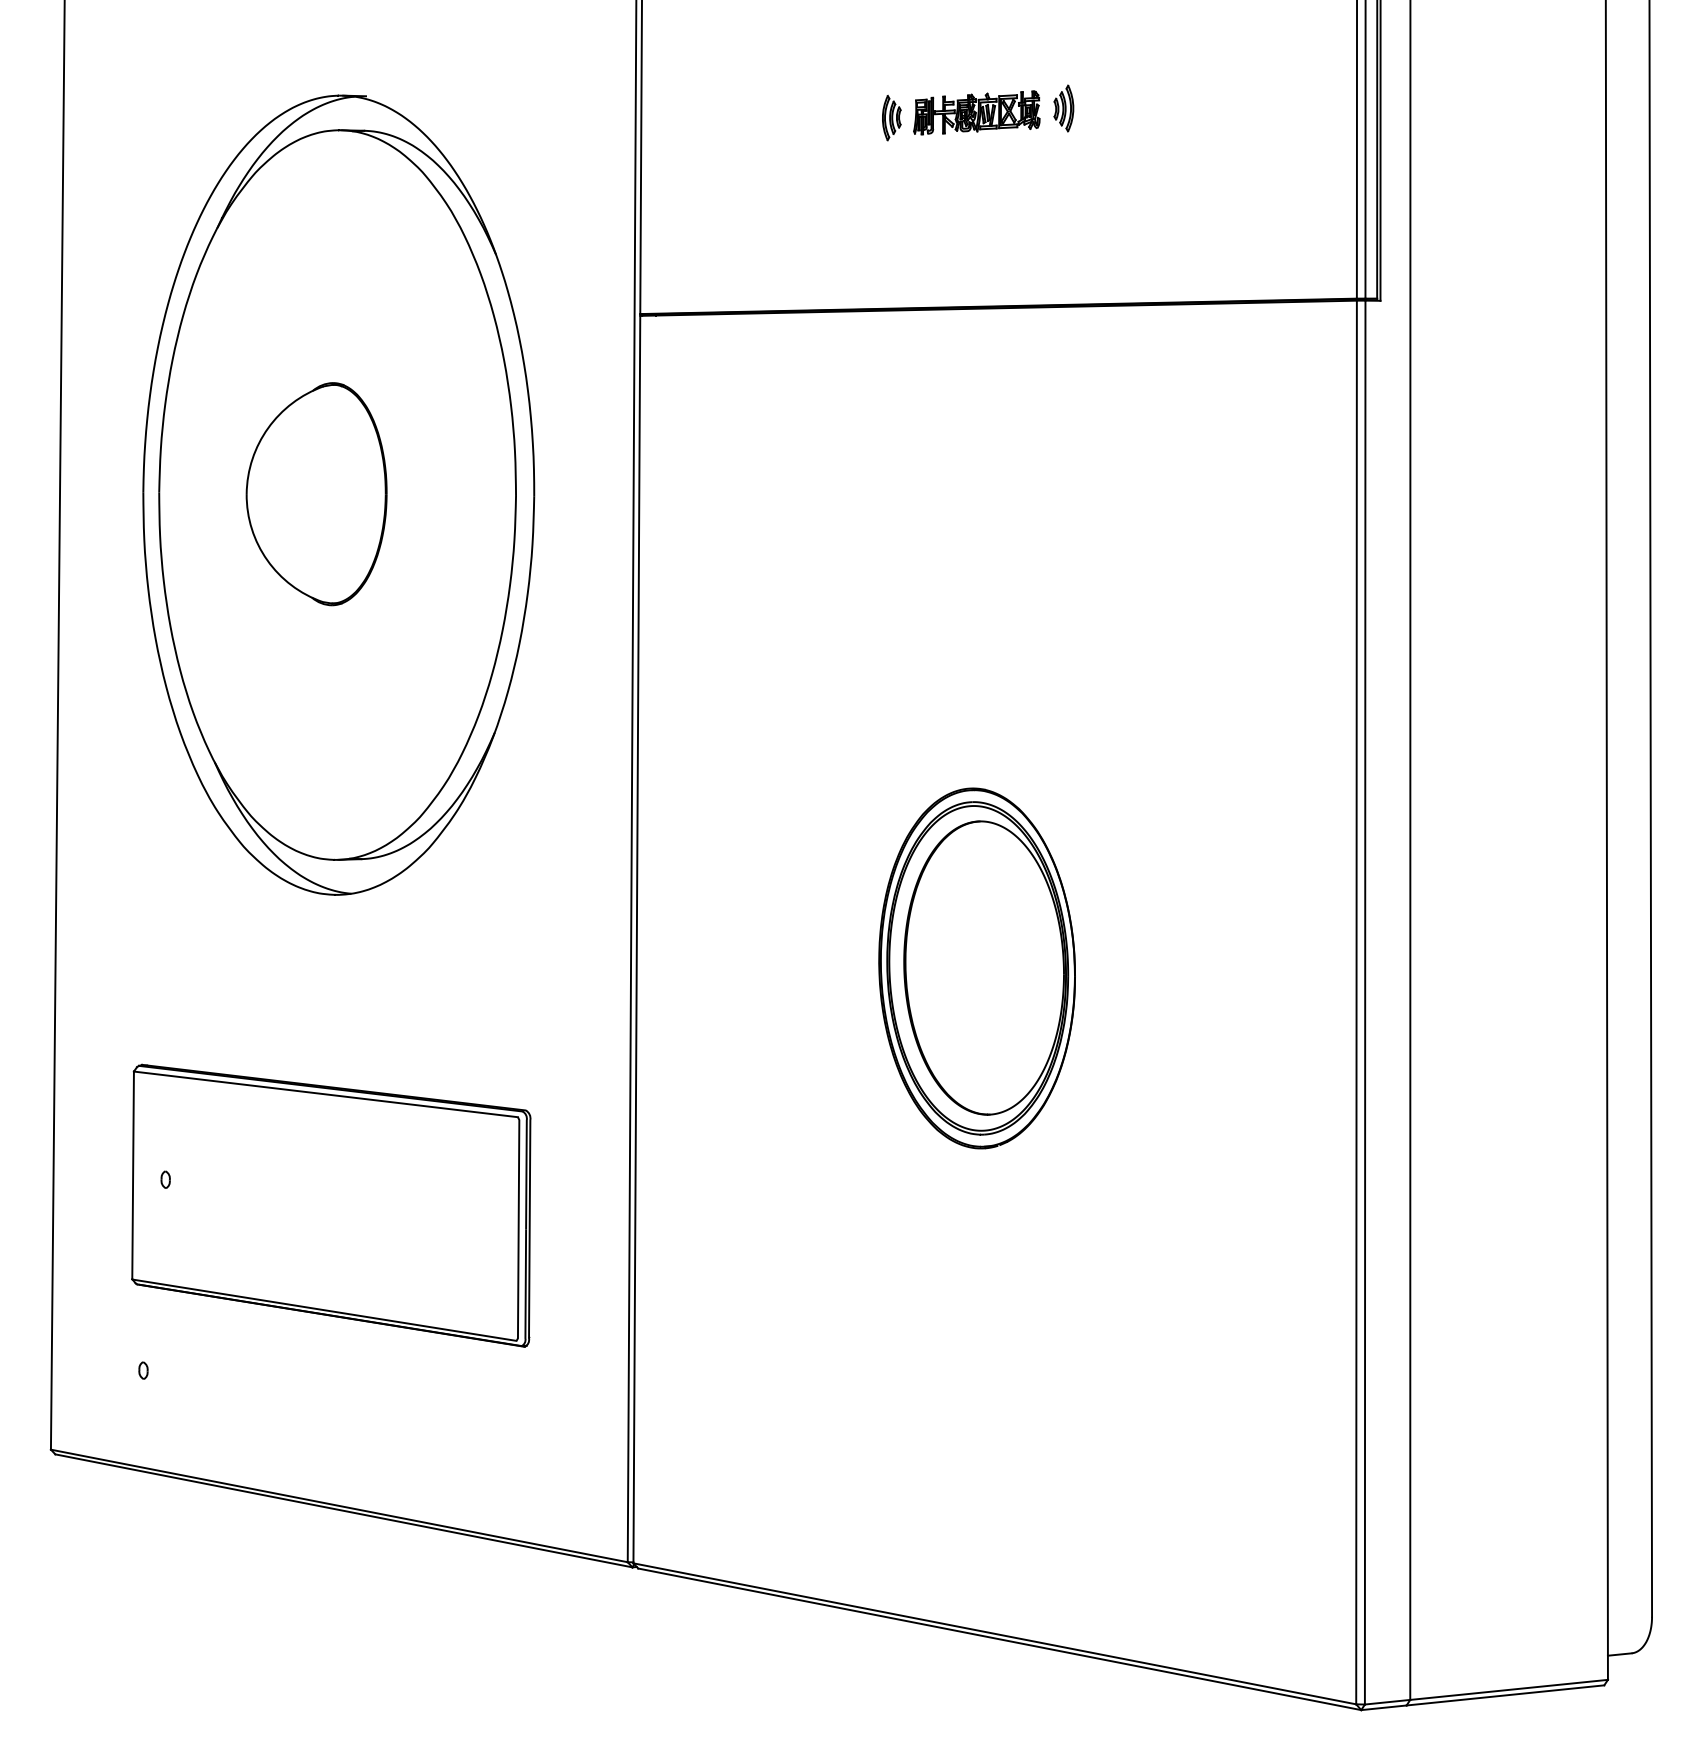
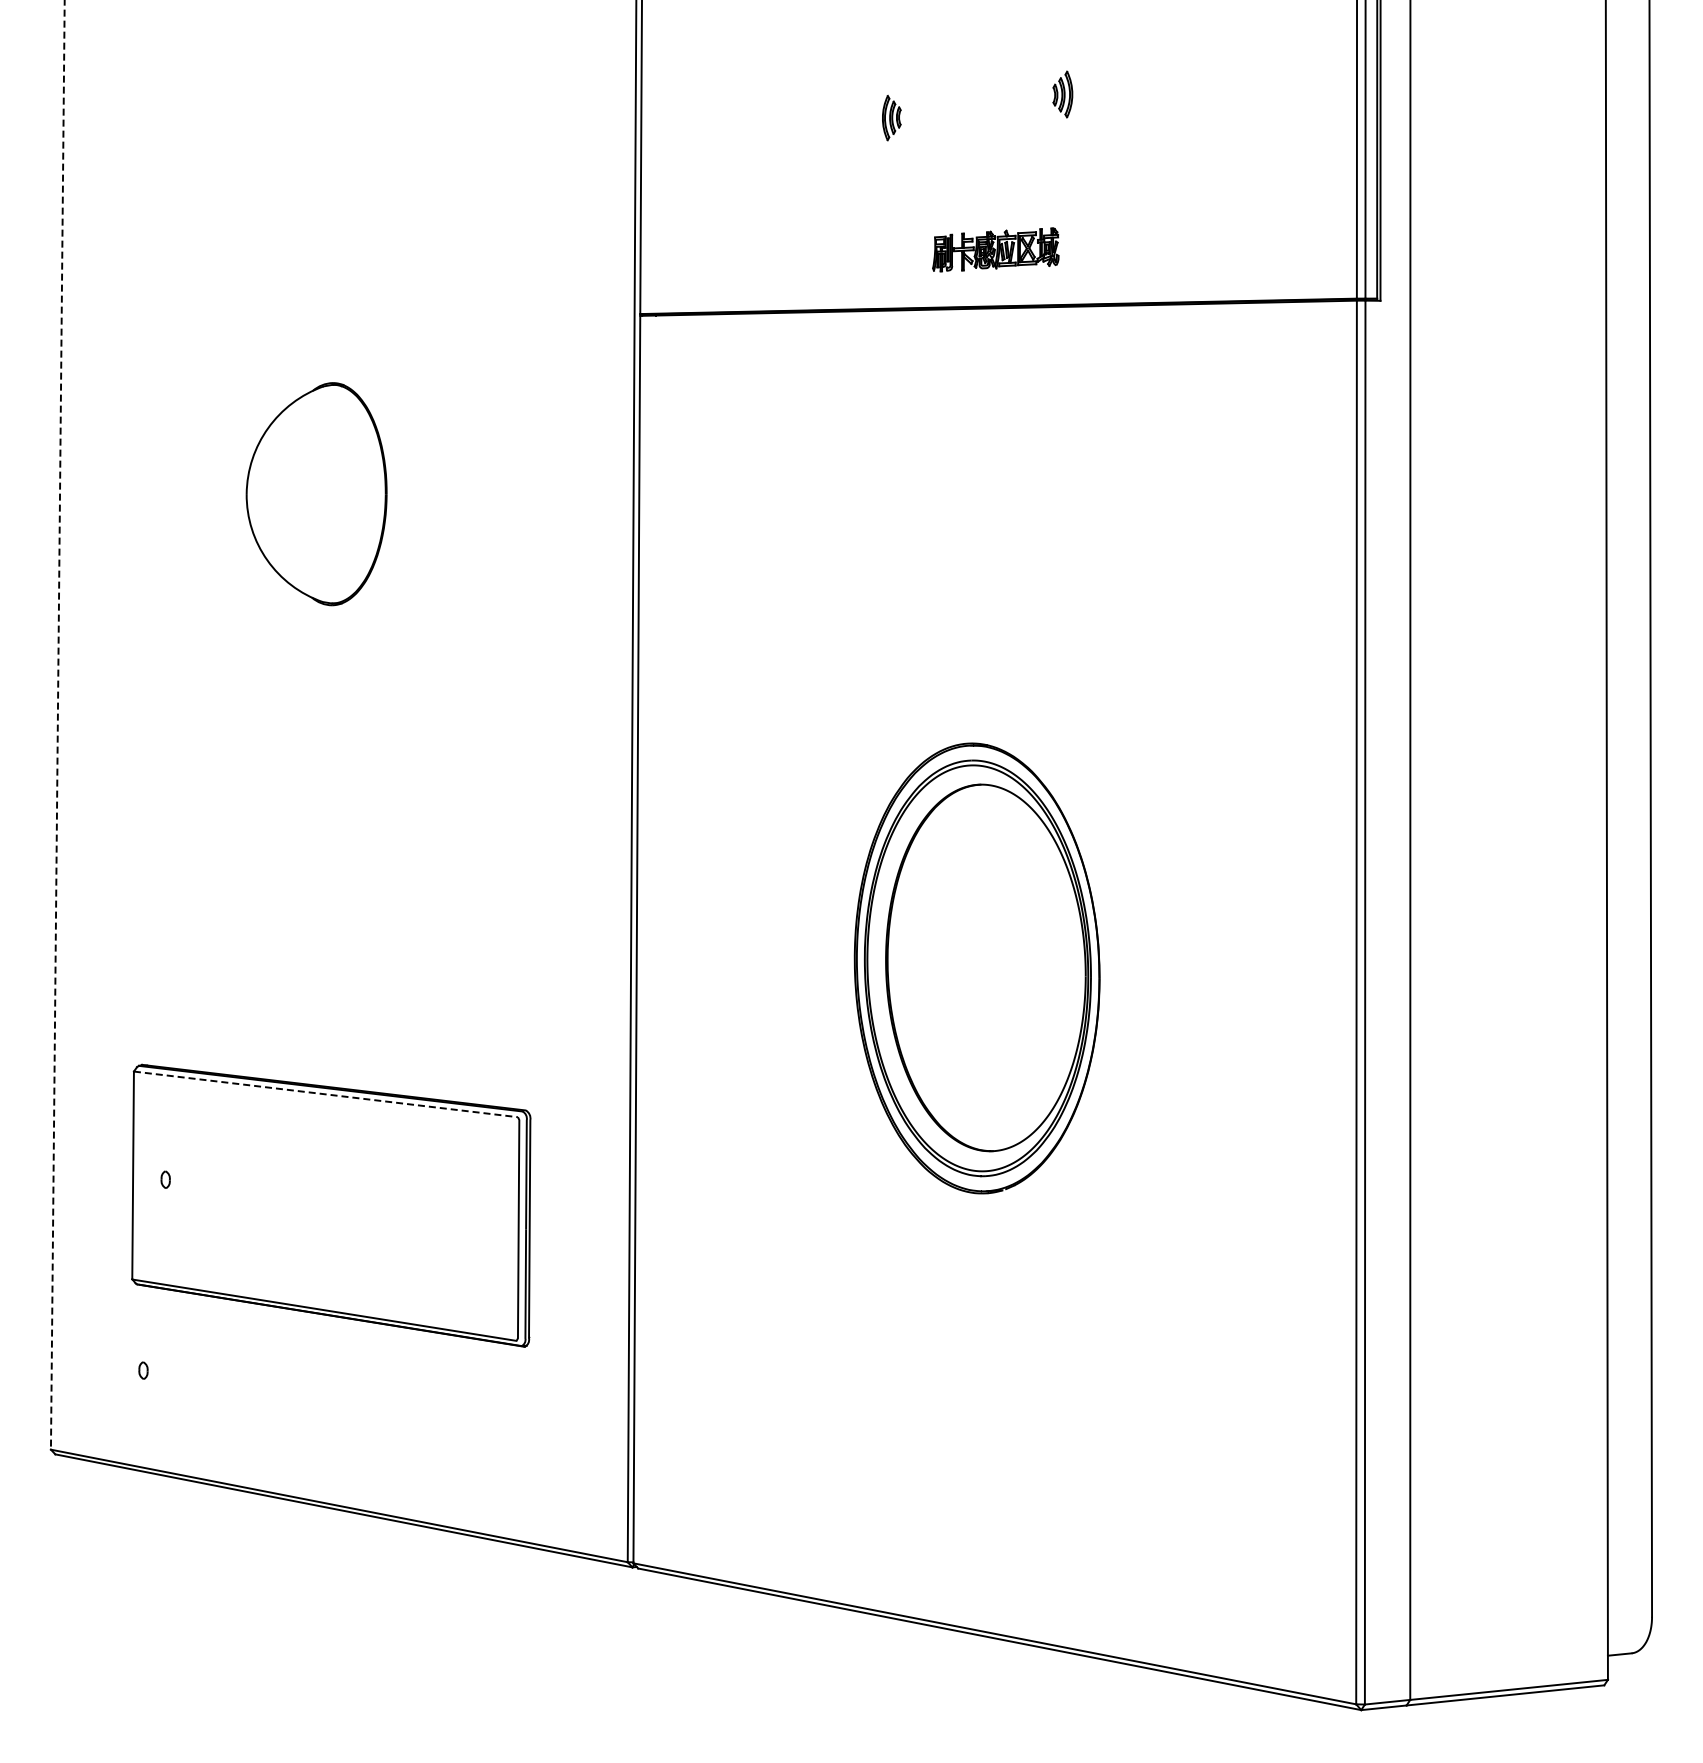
part position: (1063, 108) -> (1062, 94) (1062, 94)
part position: (976, 112) -> (995, 249) (995, 249)
part: present -> none (338, 494)
line: solid -> dashed (57, 724)
part size: 198x363 px -> 248x453 px (976, 968)
line: solid -> dashed (326, 1094)
